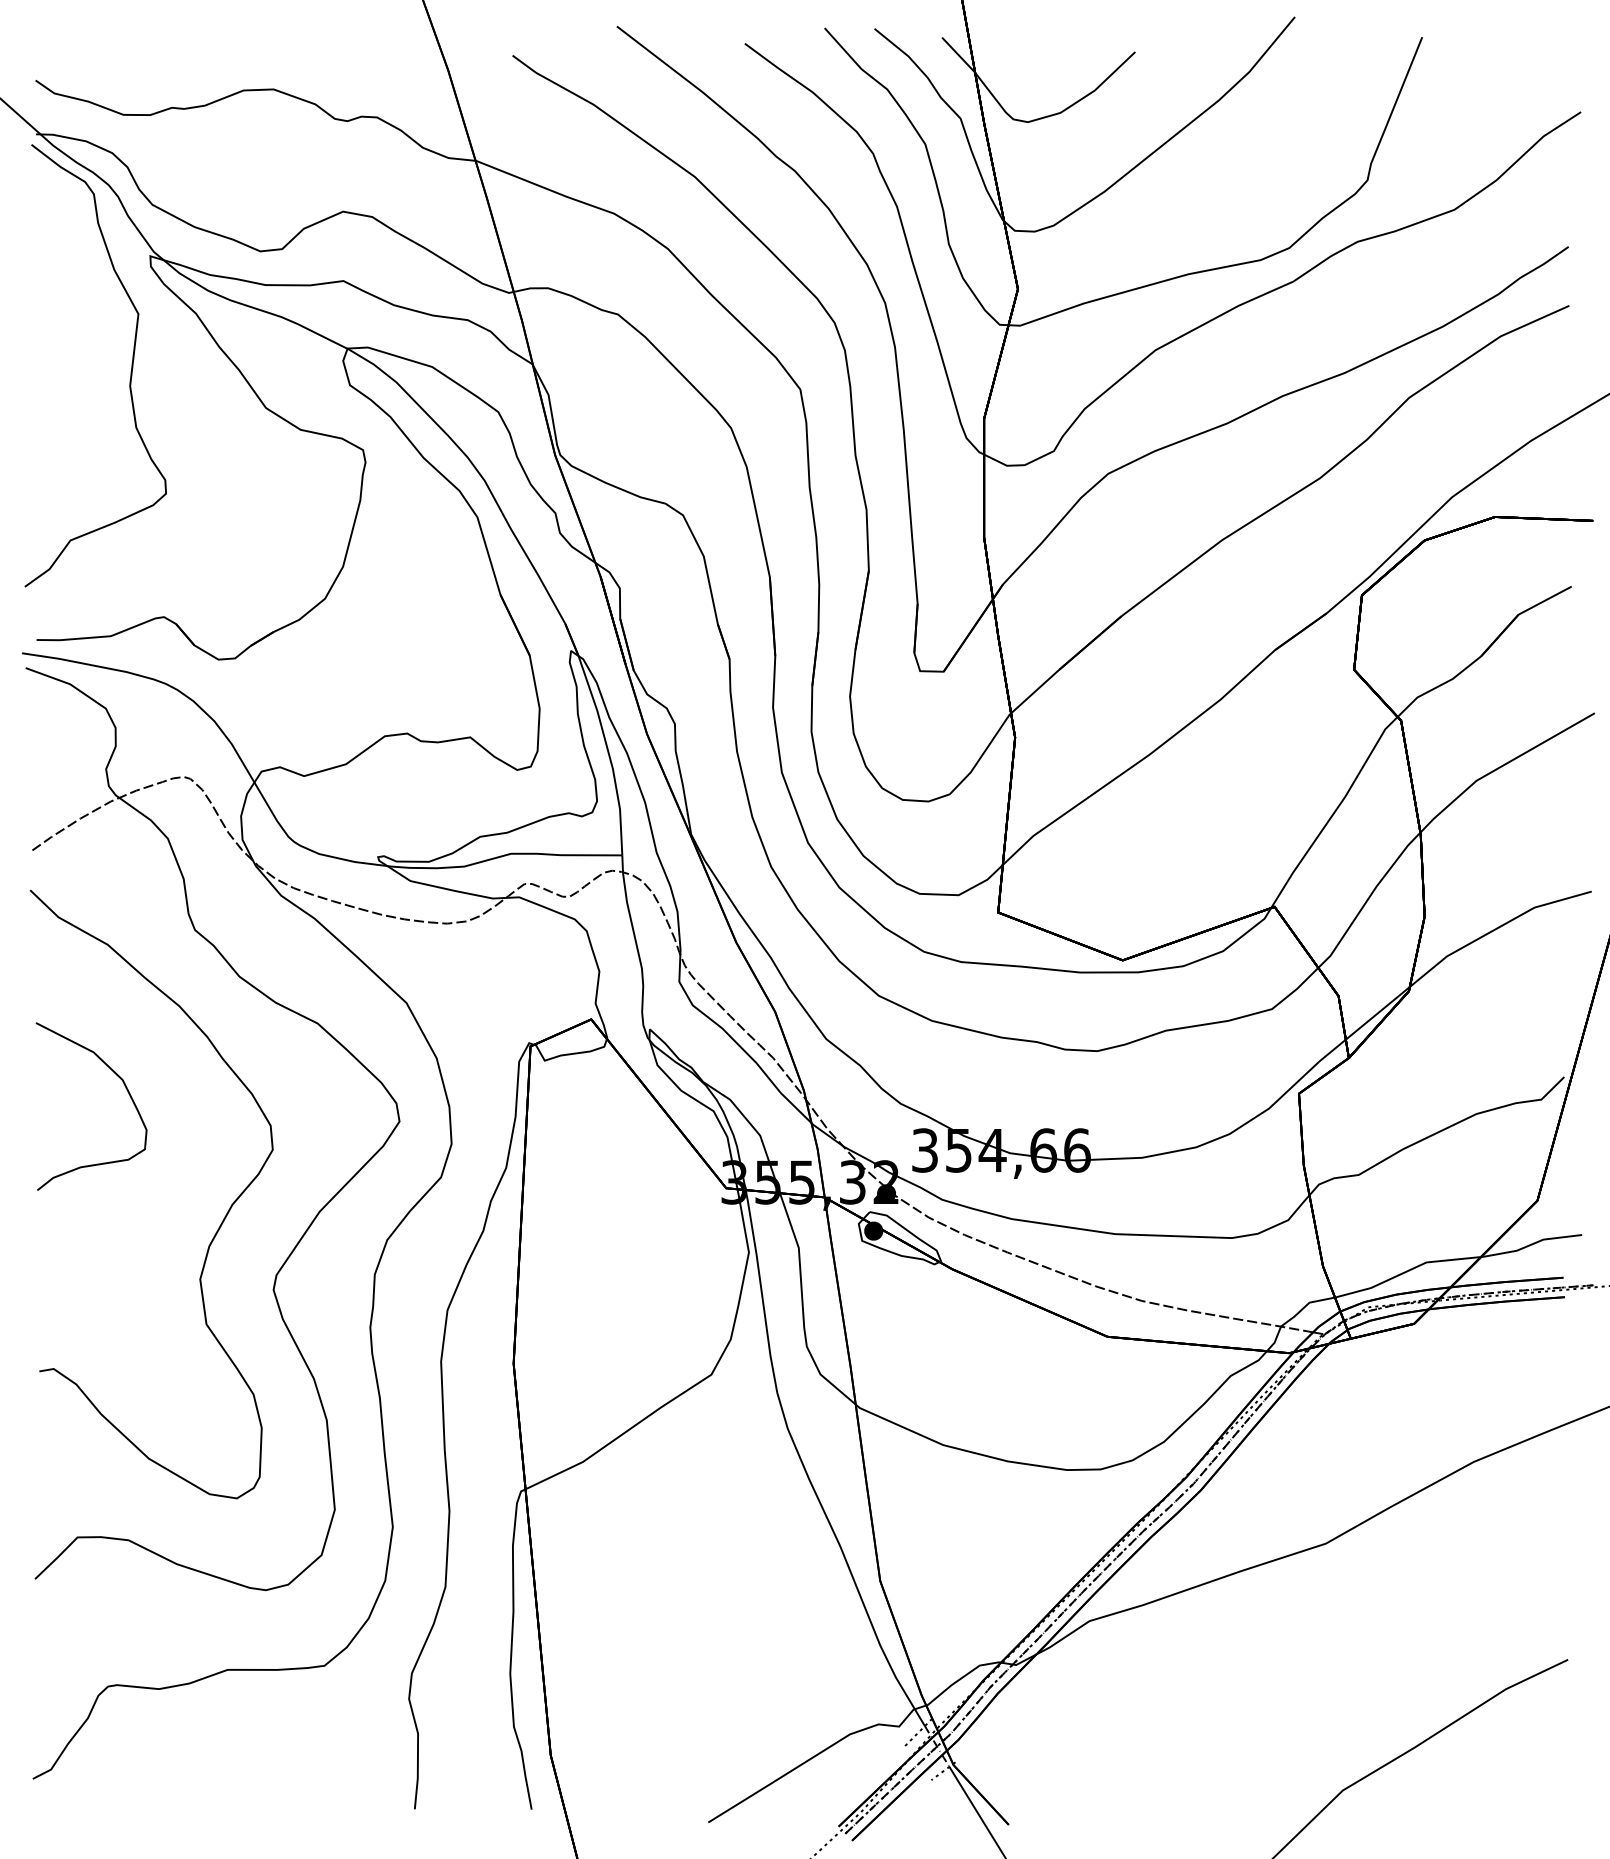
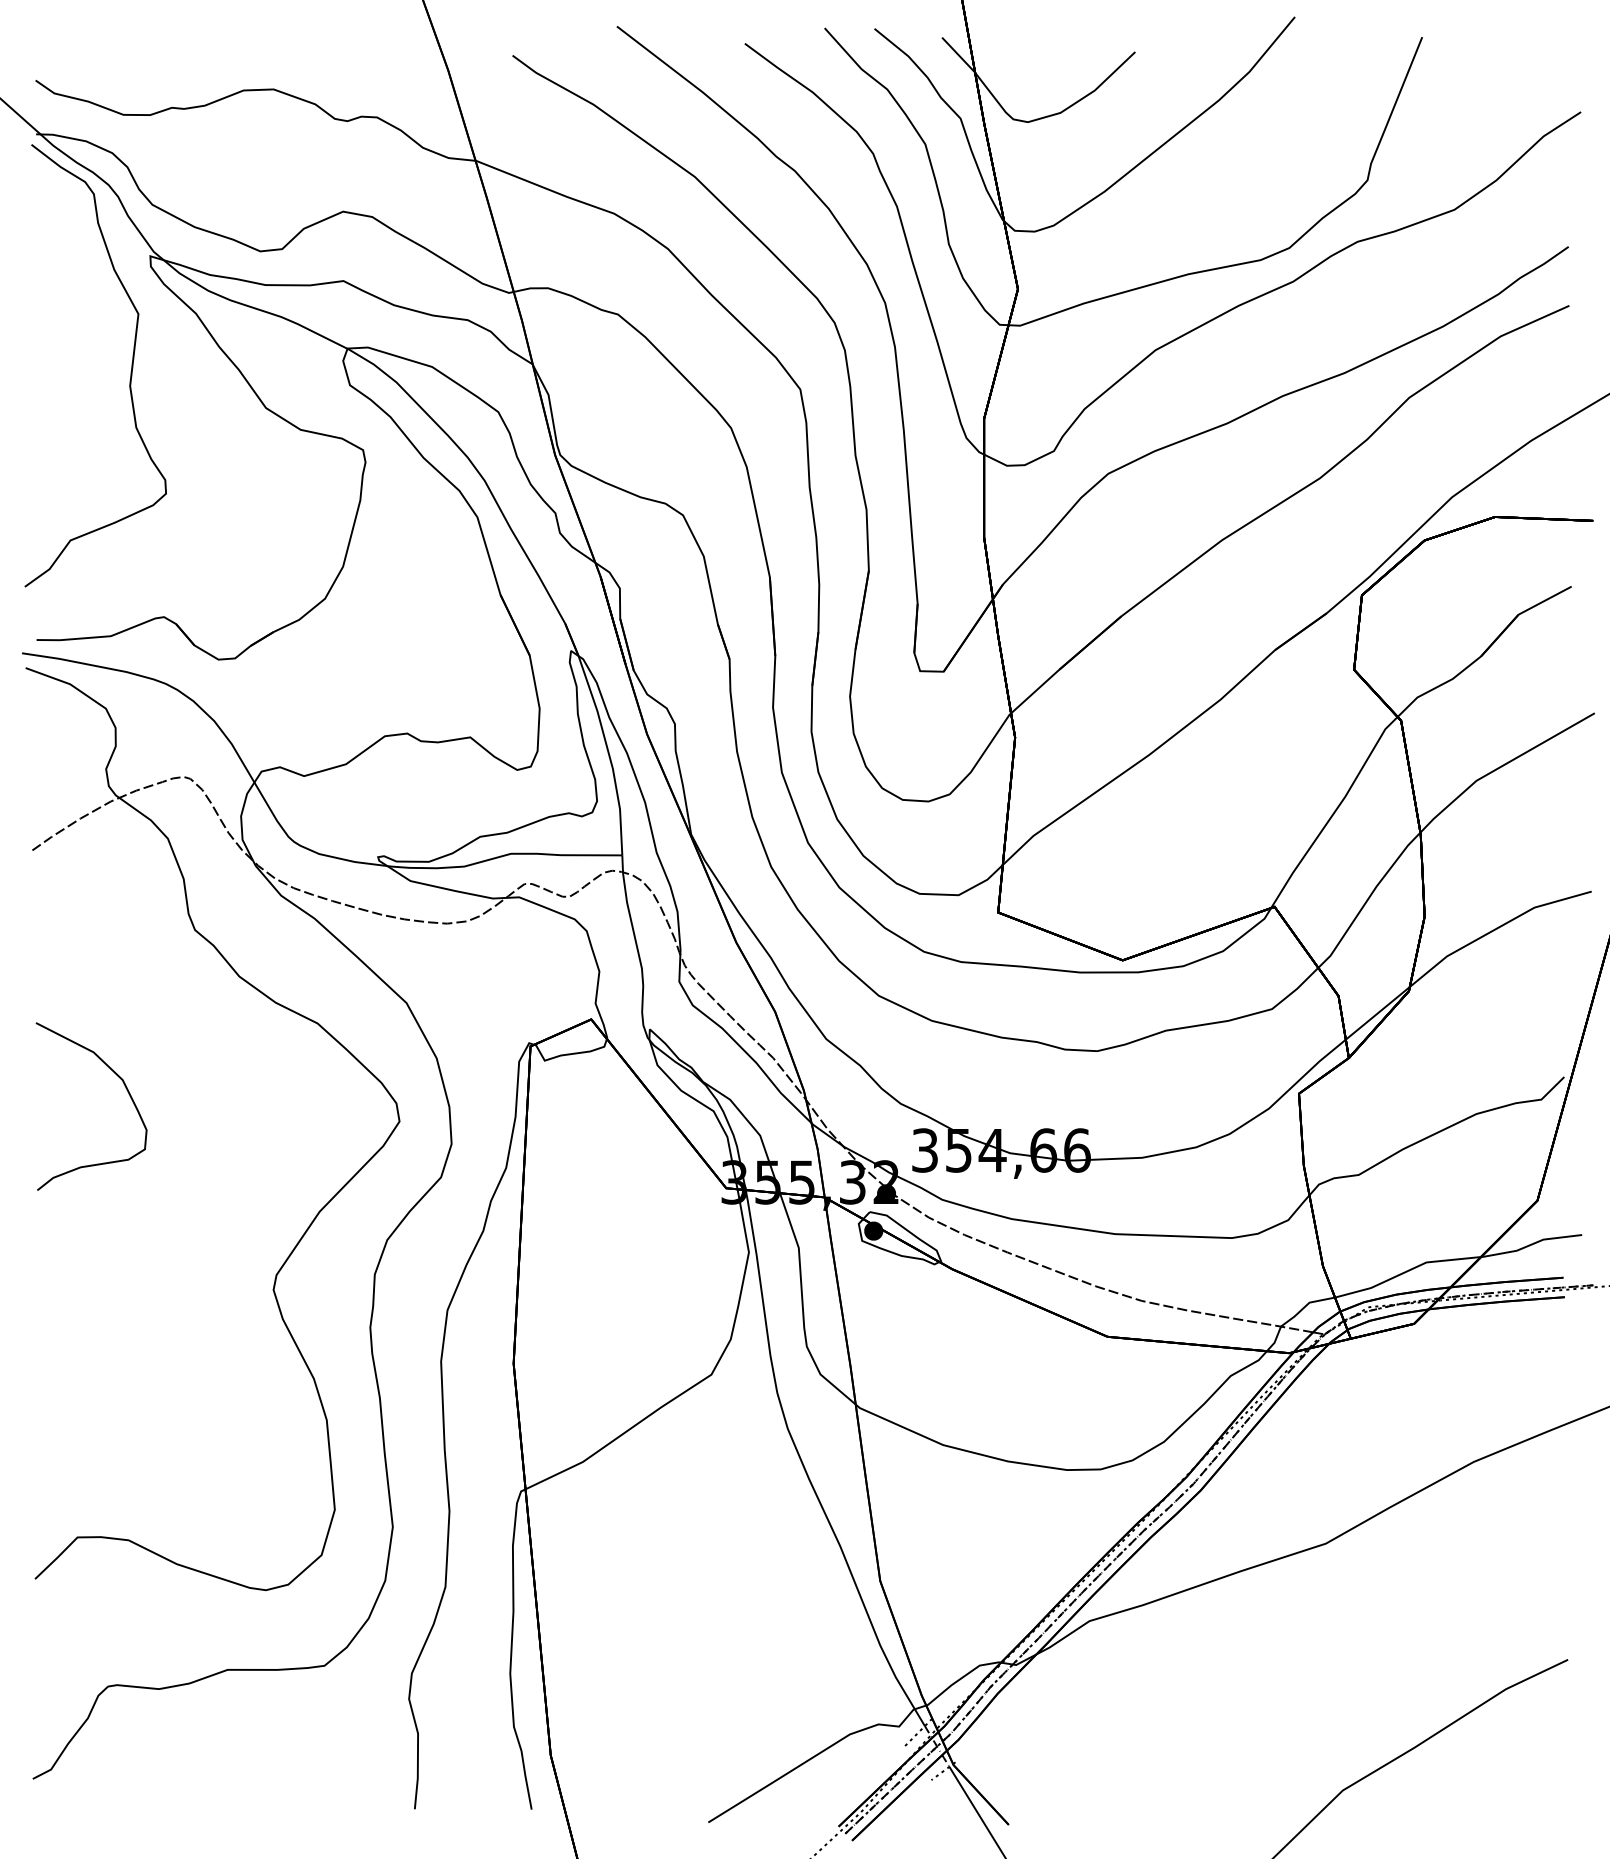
curve: present -> none (214, 1234)
